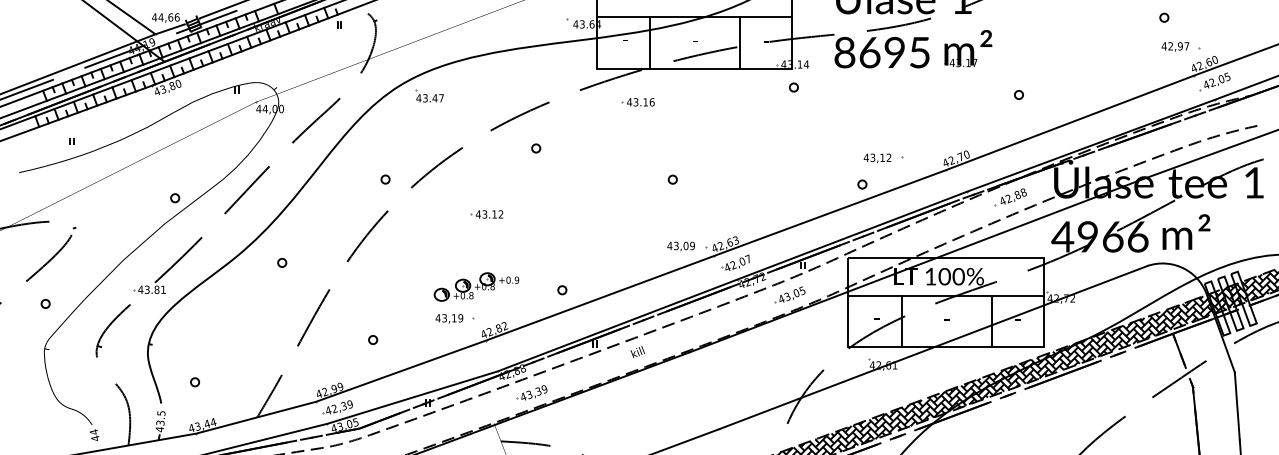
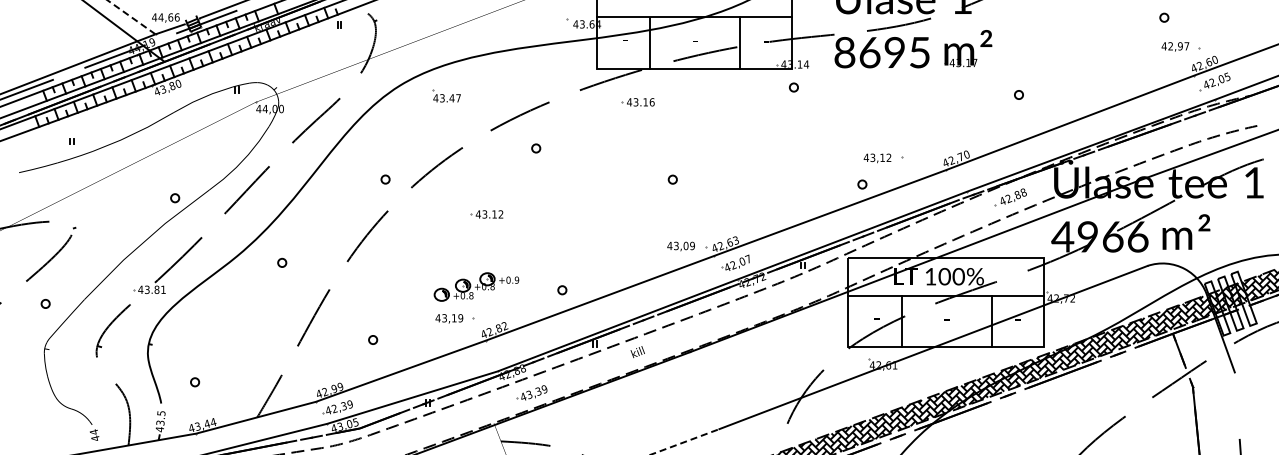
line: solid -> dashed (131, 17)
part position: (429, 95) -> (446, 95) (446, 95)
part: present -> none (789, 294)
line: present -> none (1236, 405)
line: solid -> dashed (684, 442)
